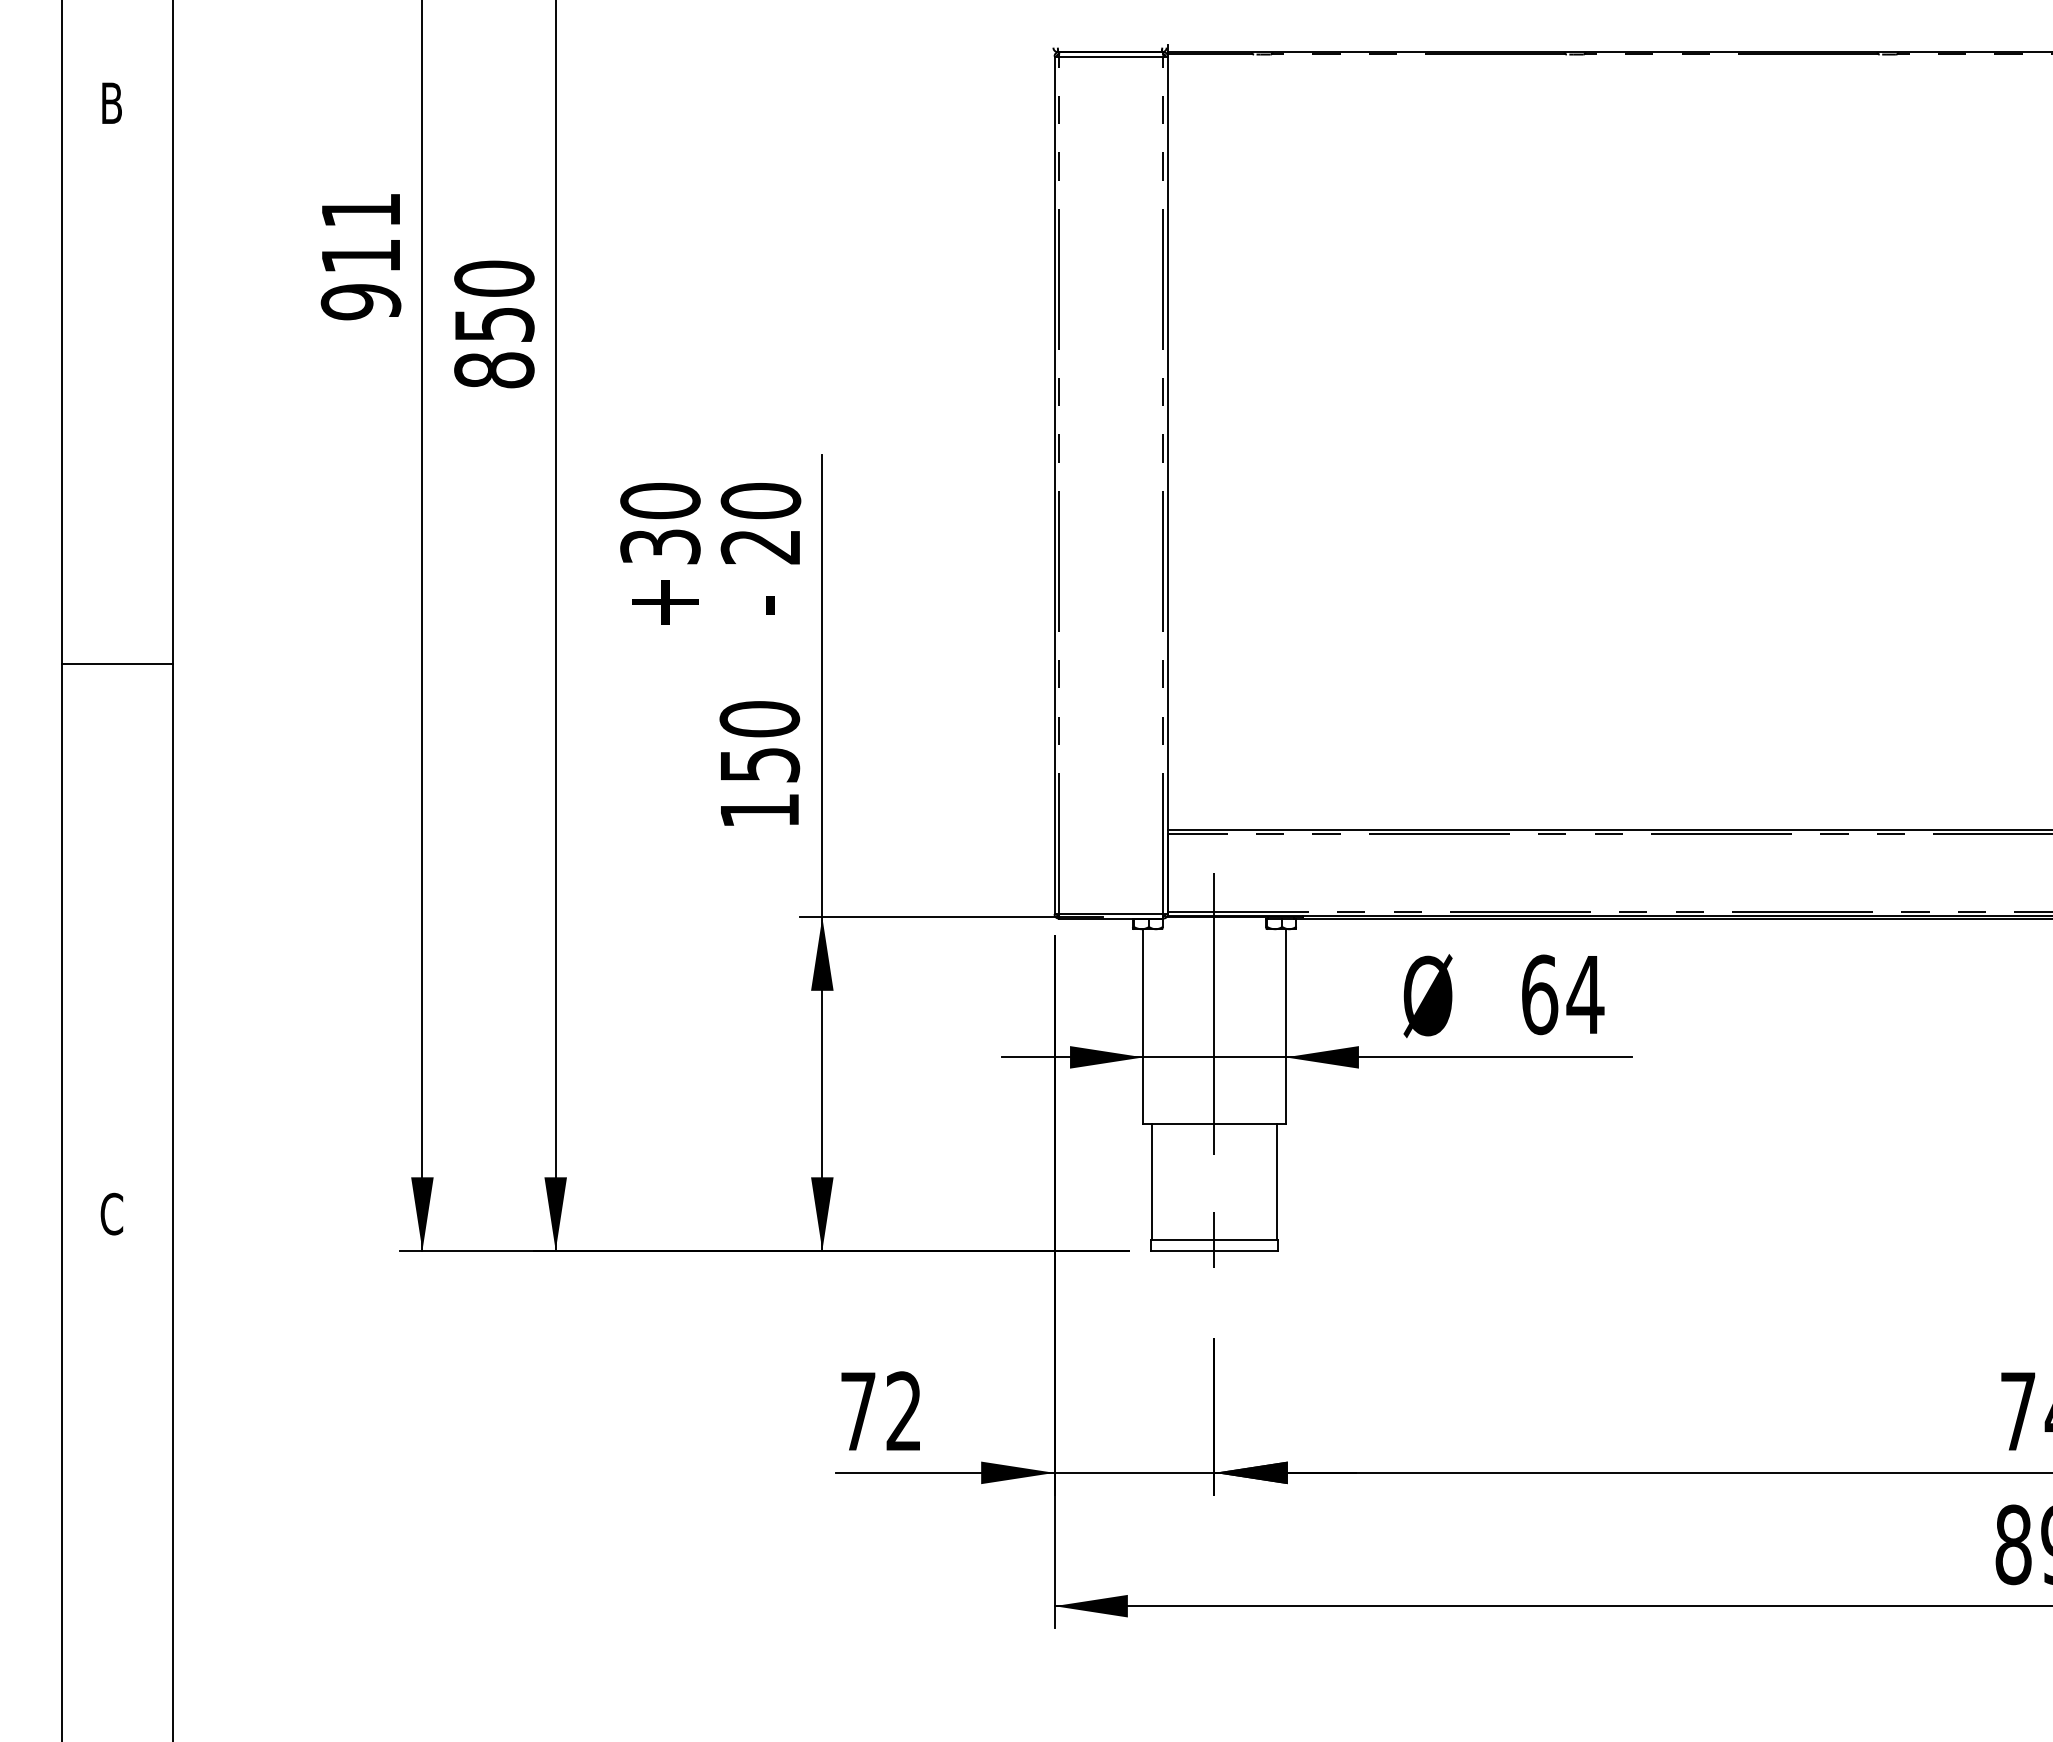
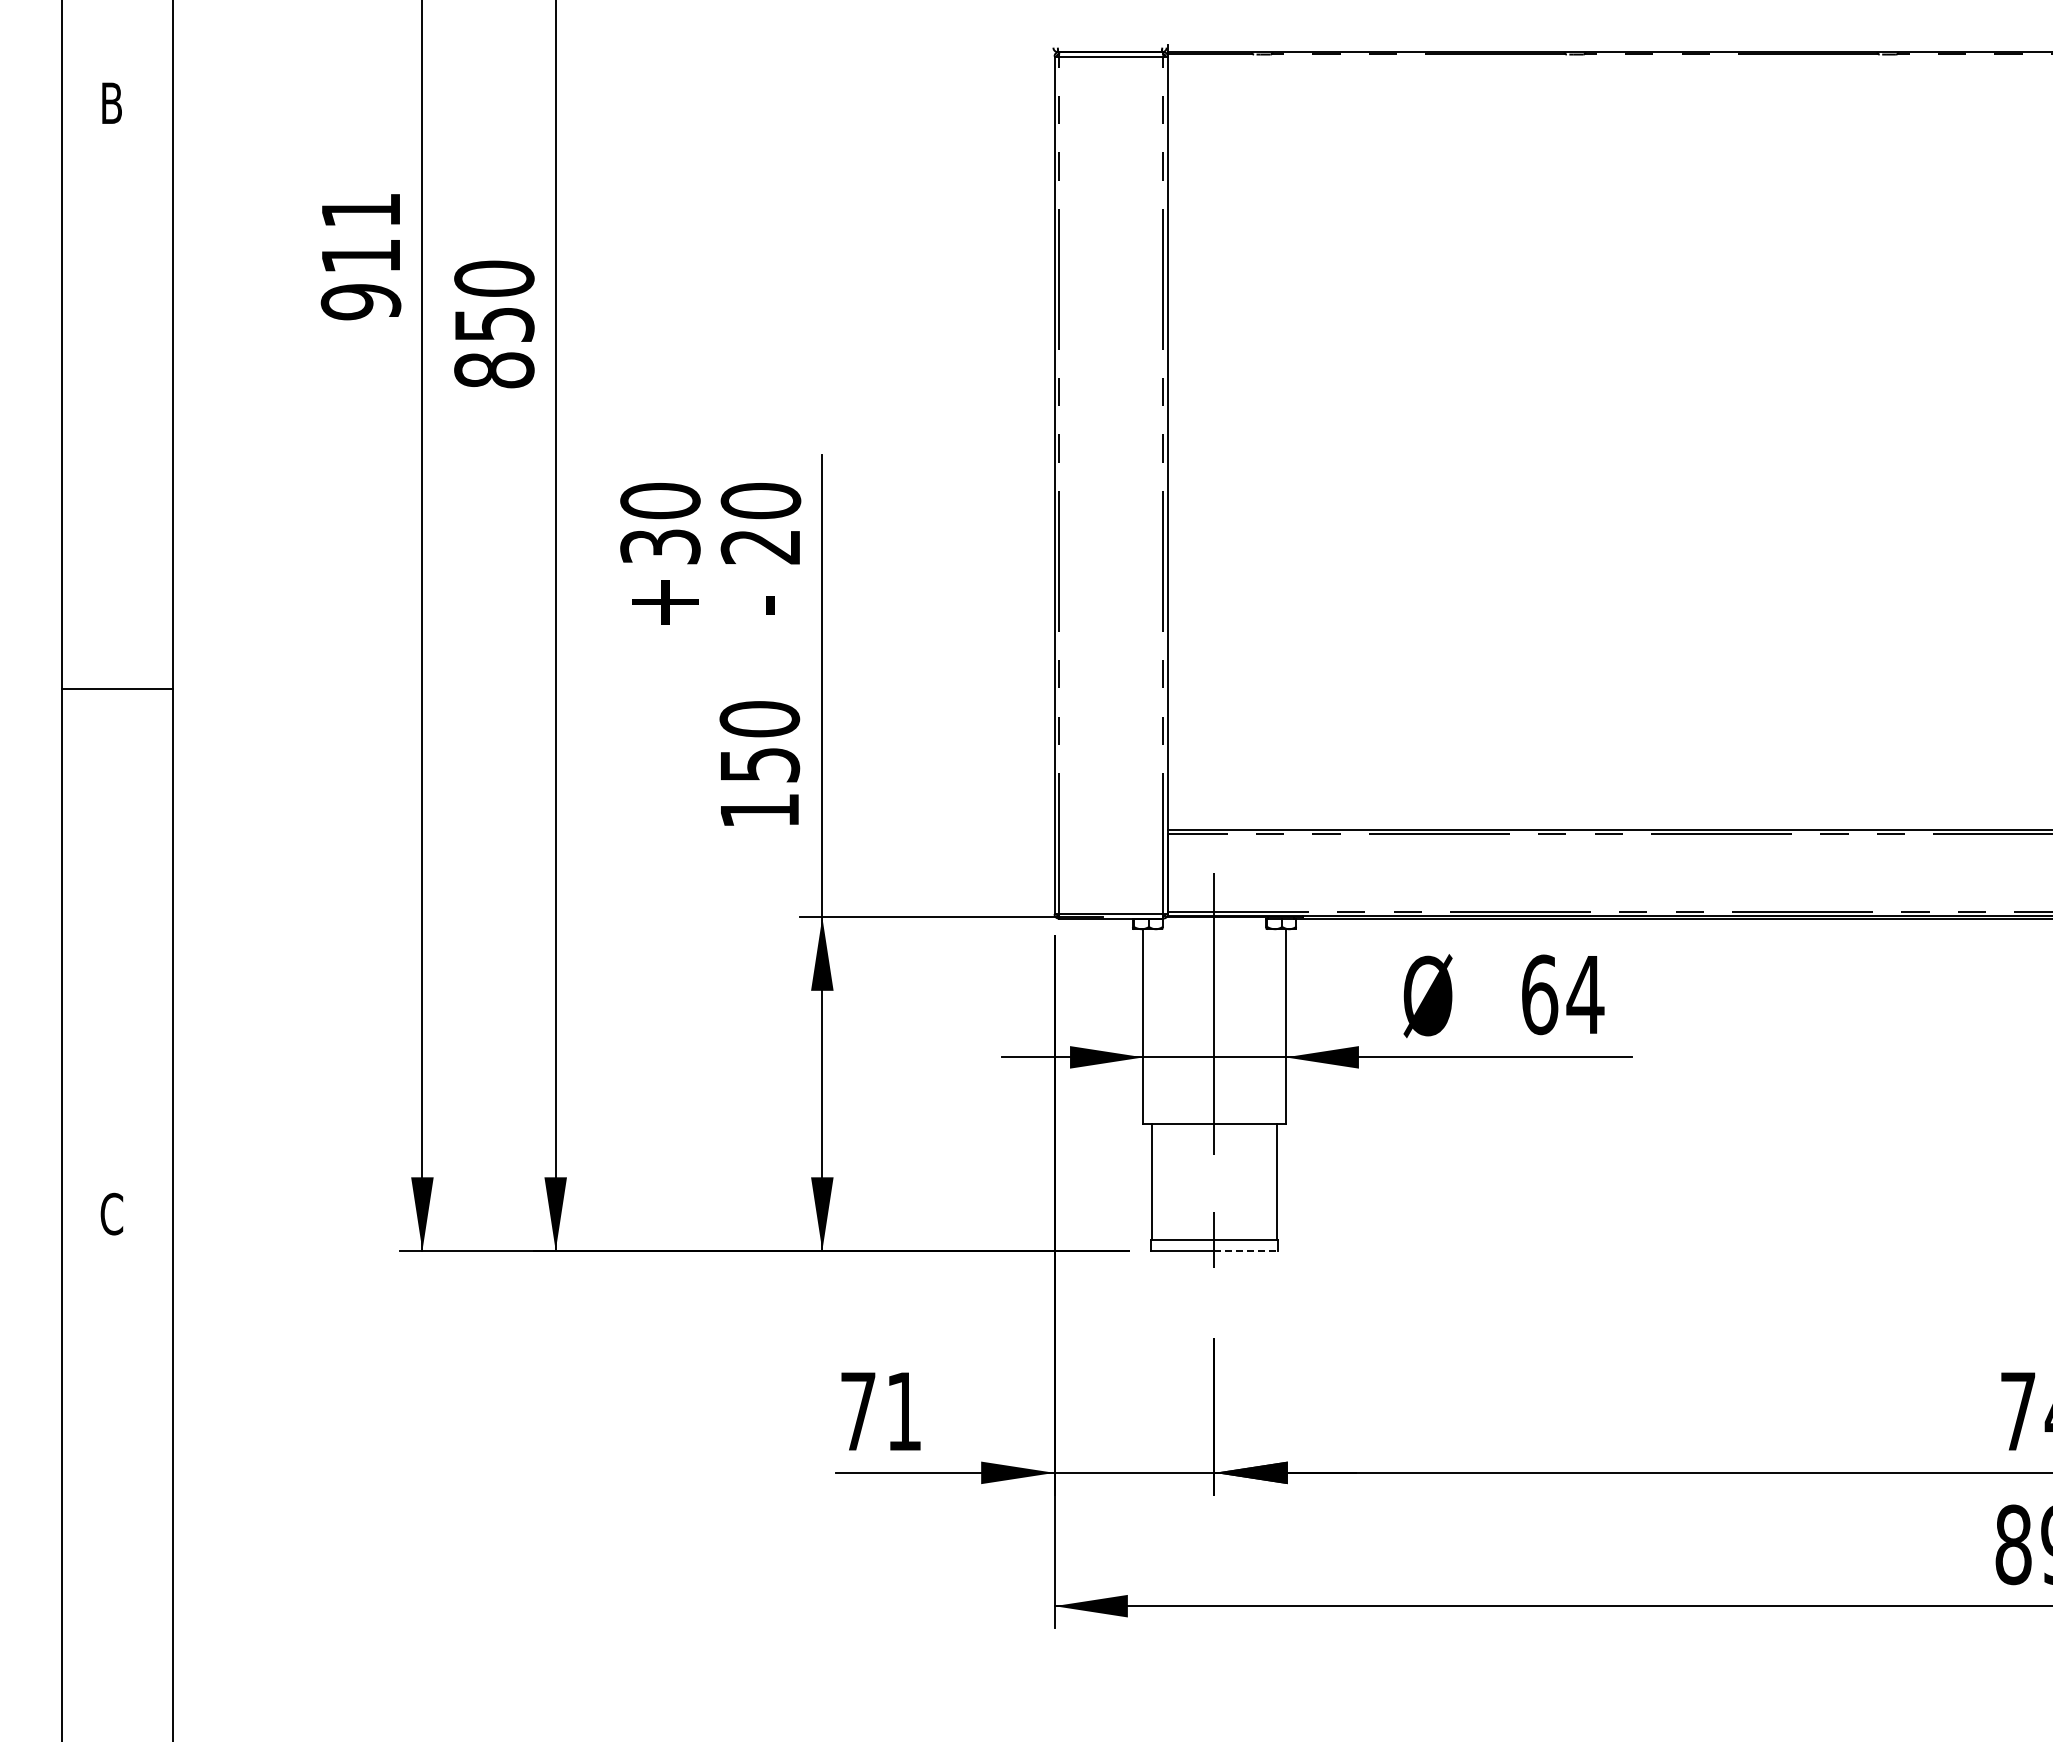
line position: (116, 664) -> (116, 689) (116, 689)
line: solid -> dashed (1246, 1250)
text: 72 -> 71 (903, 1410)
